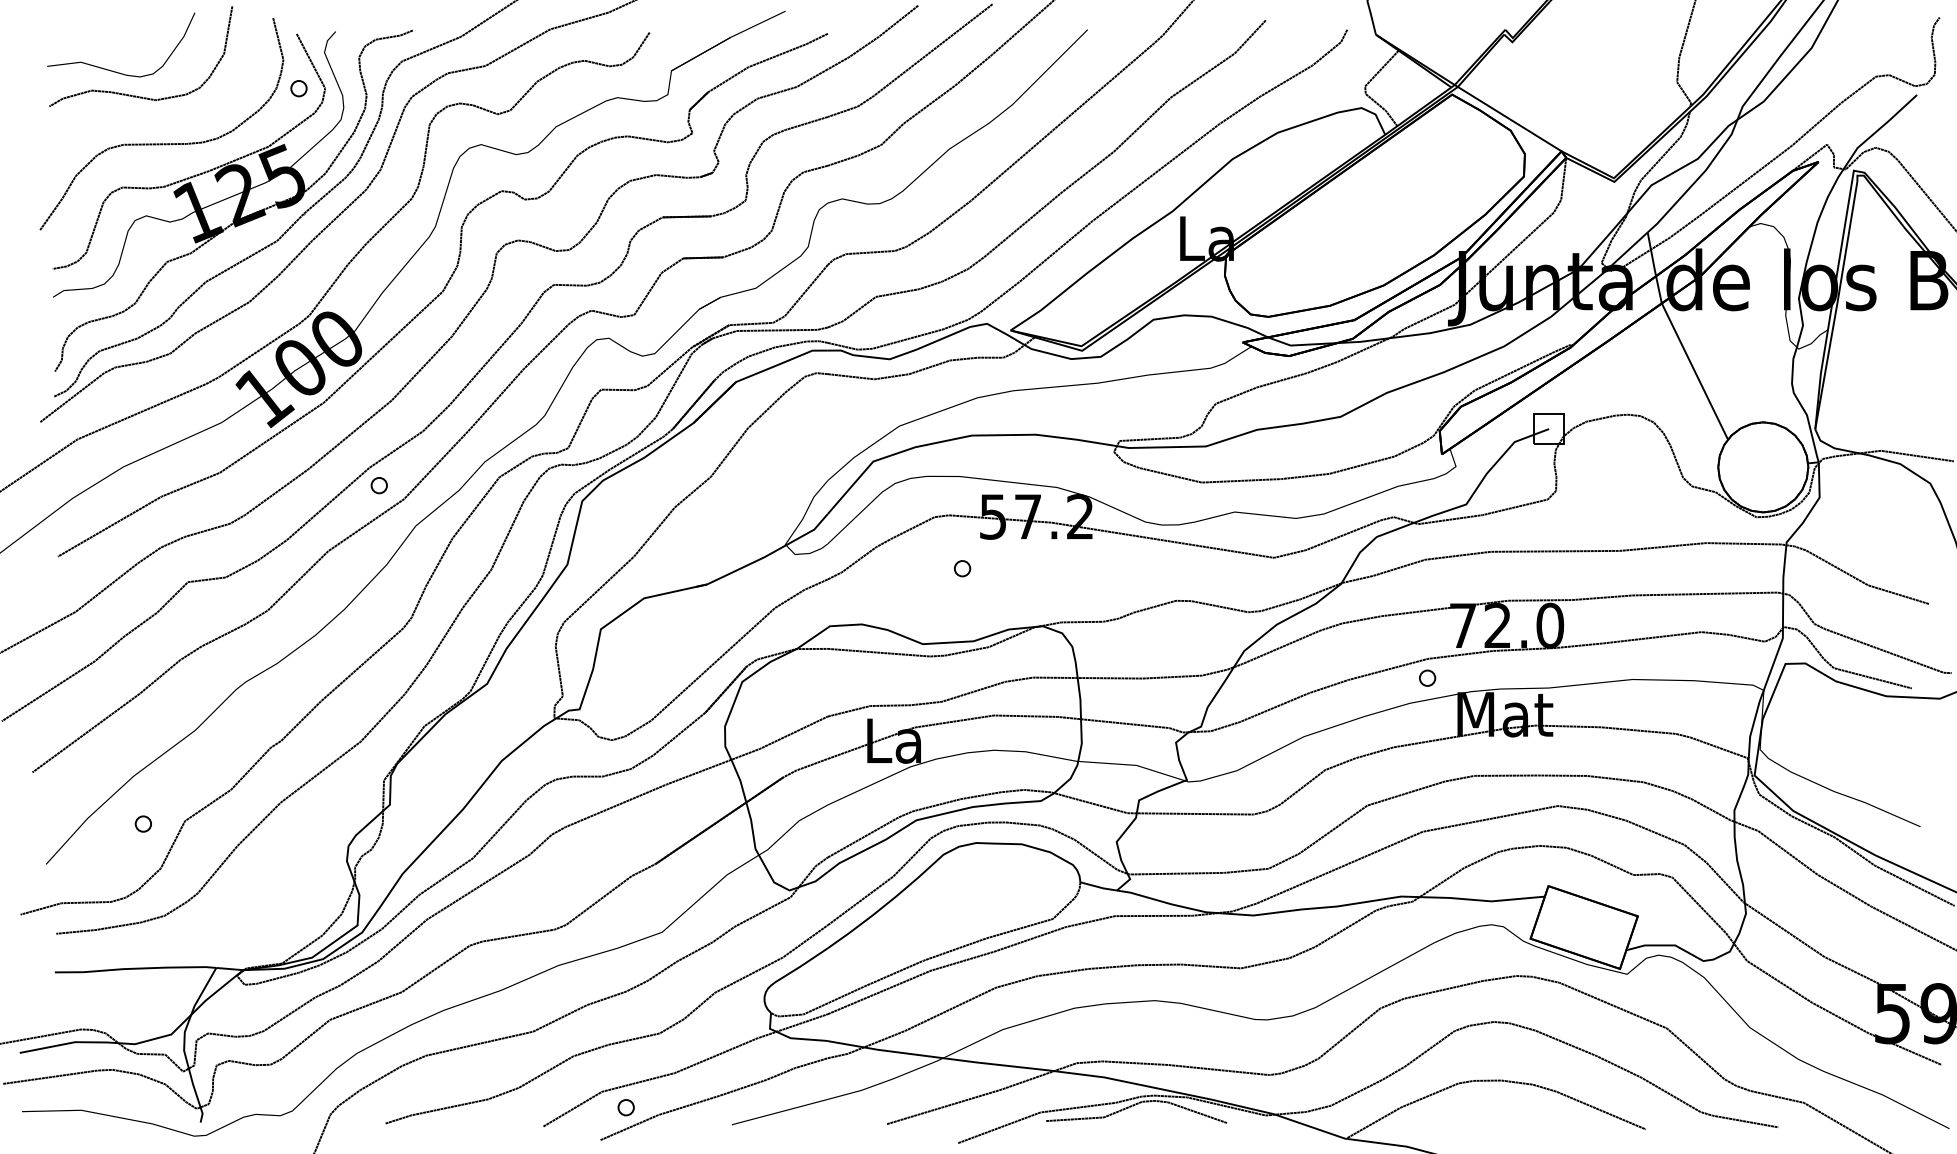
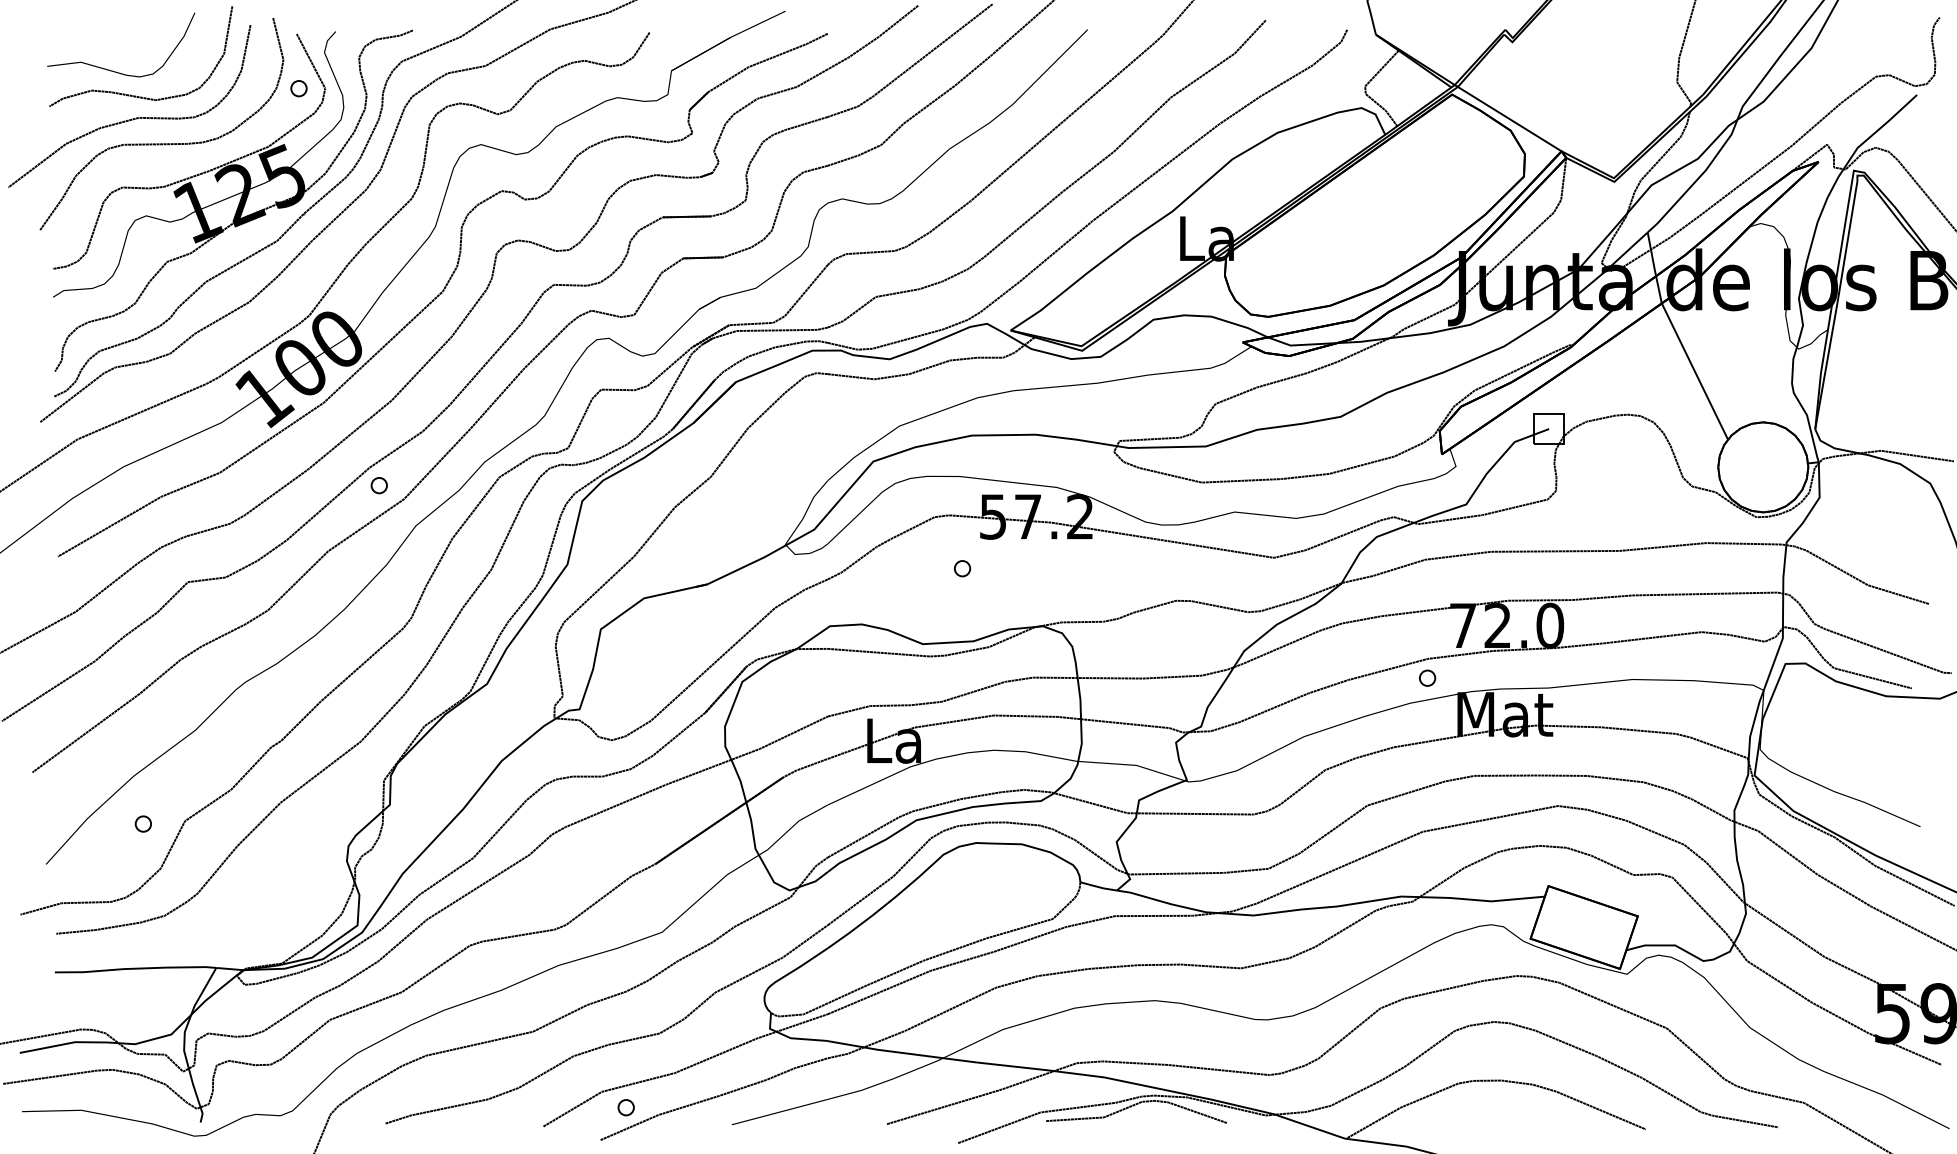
curve: none -> present (131, 118)
